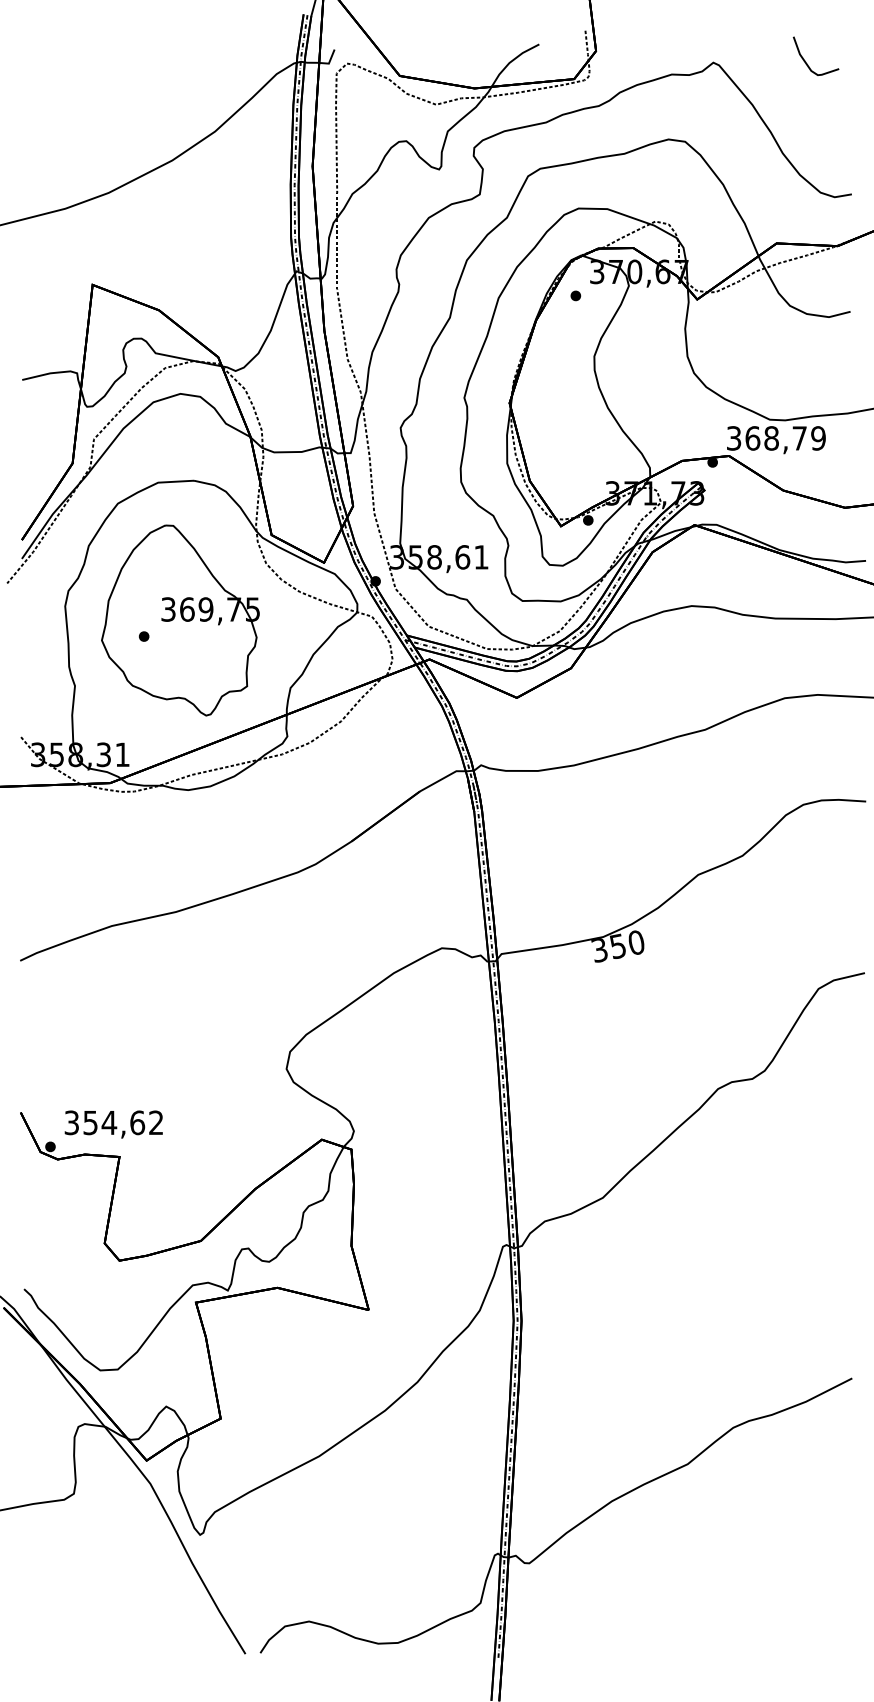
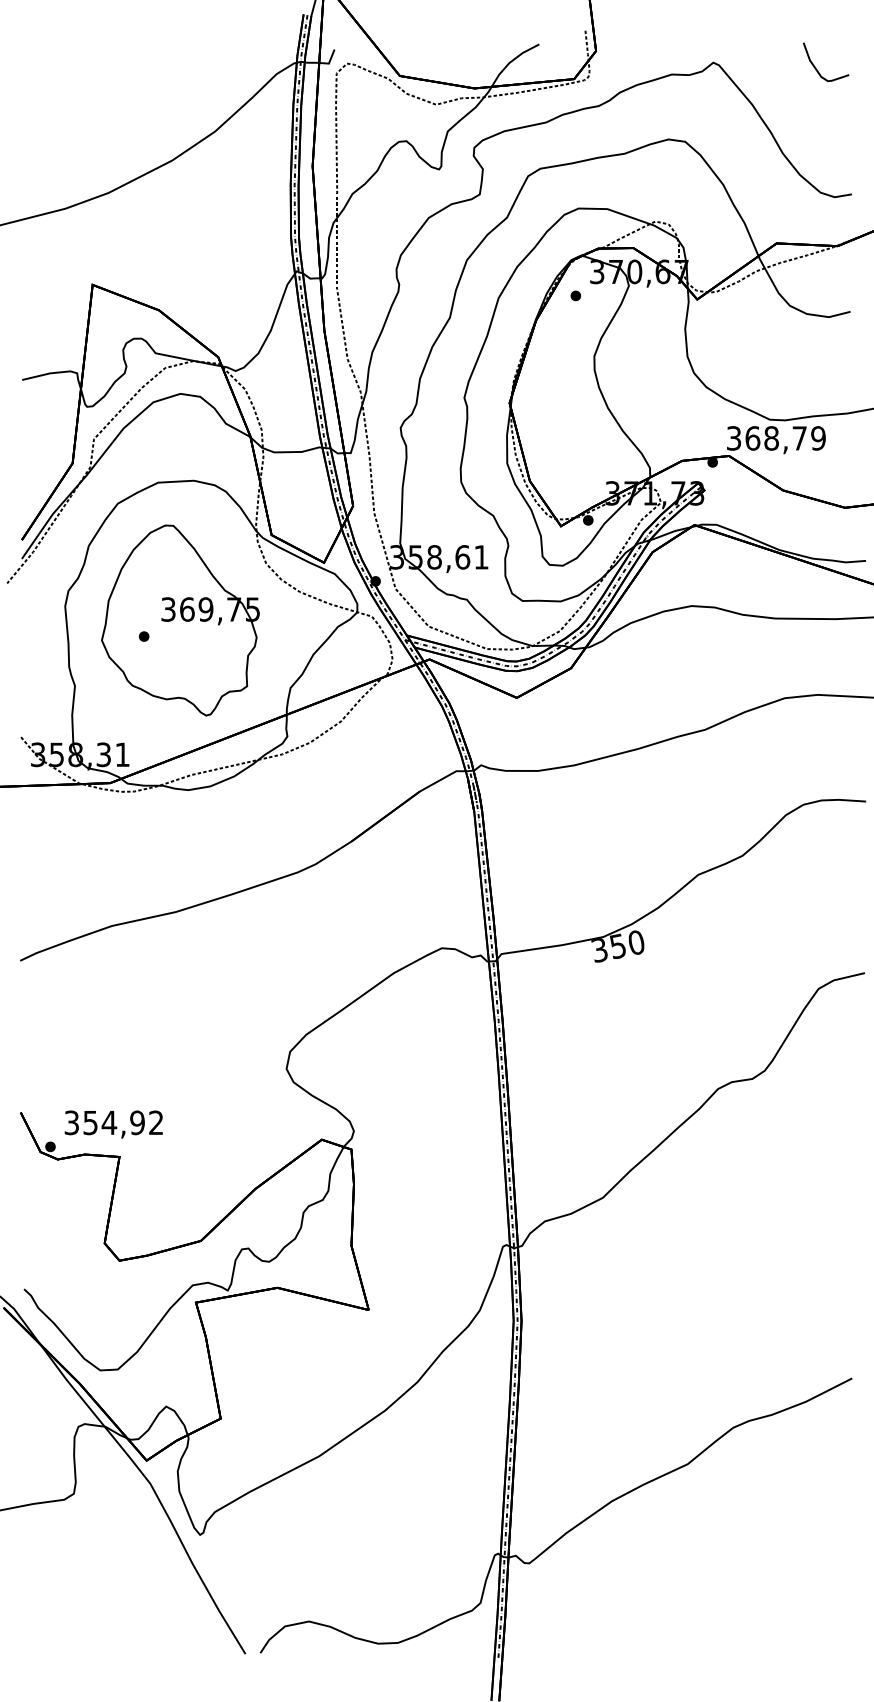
curve position: (805, 60) -> (815, 66) (815, 66)
text: 354,62 -> 354,92 (137, 1122)
